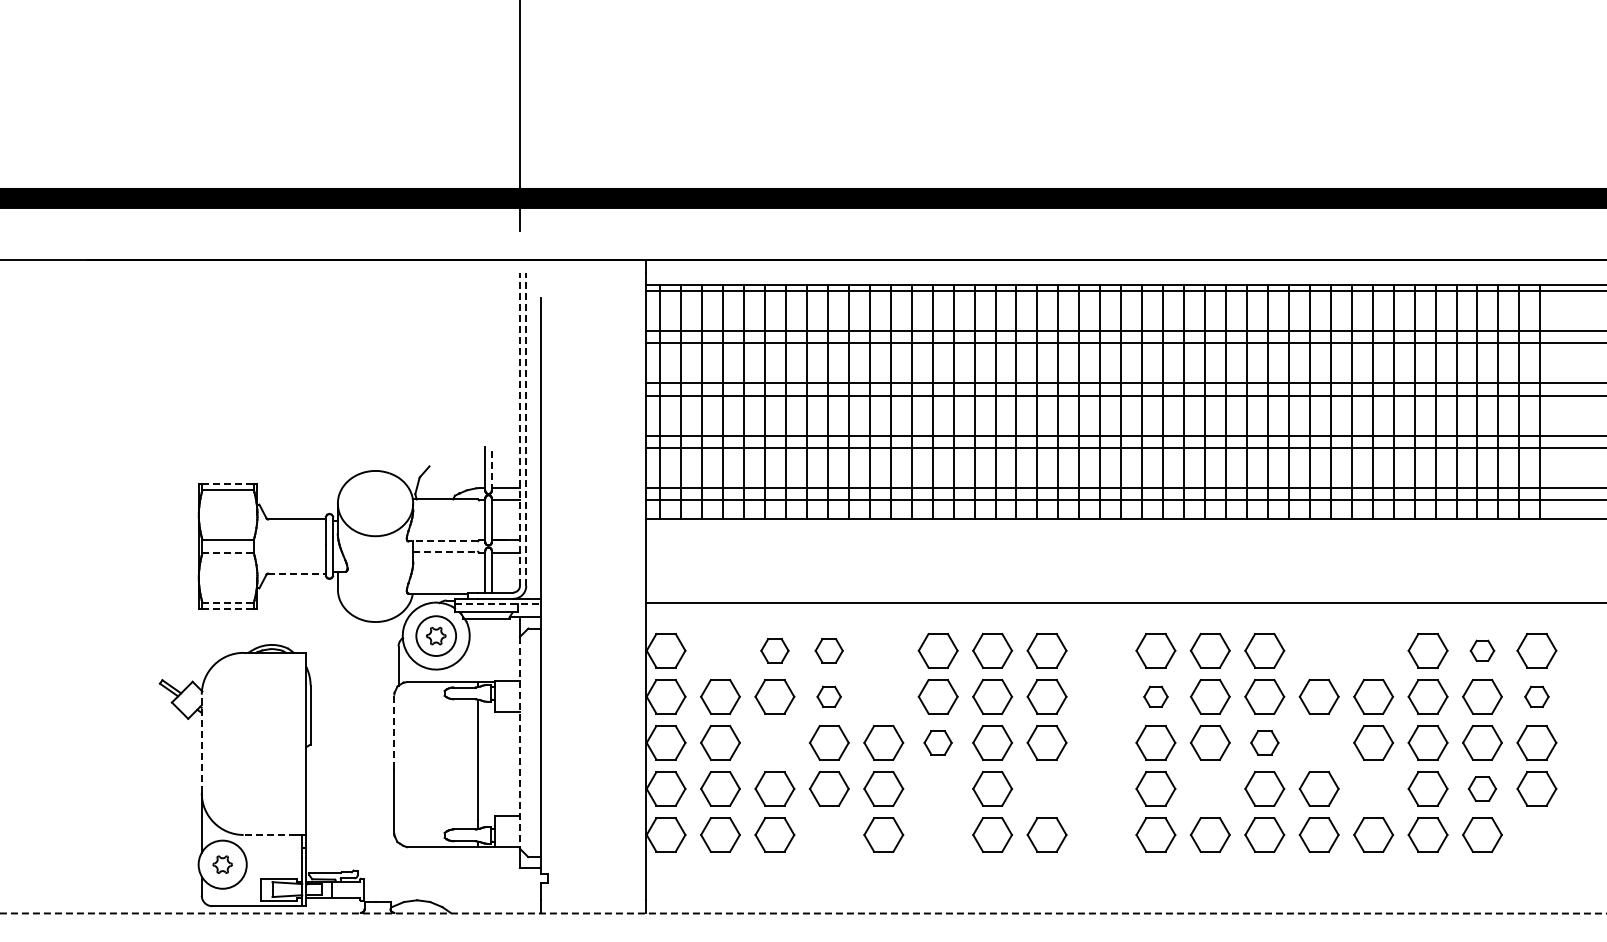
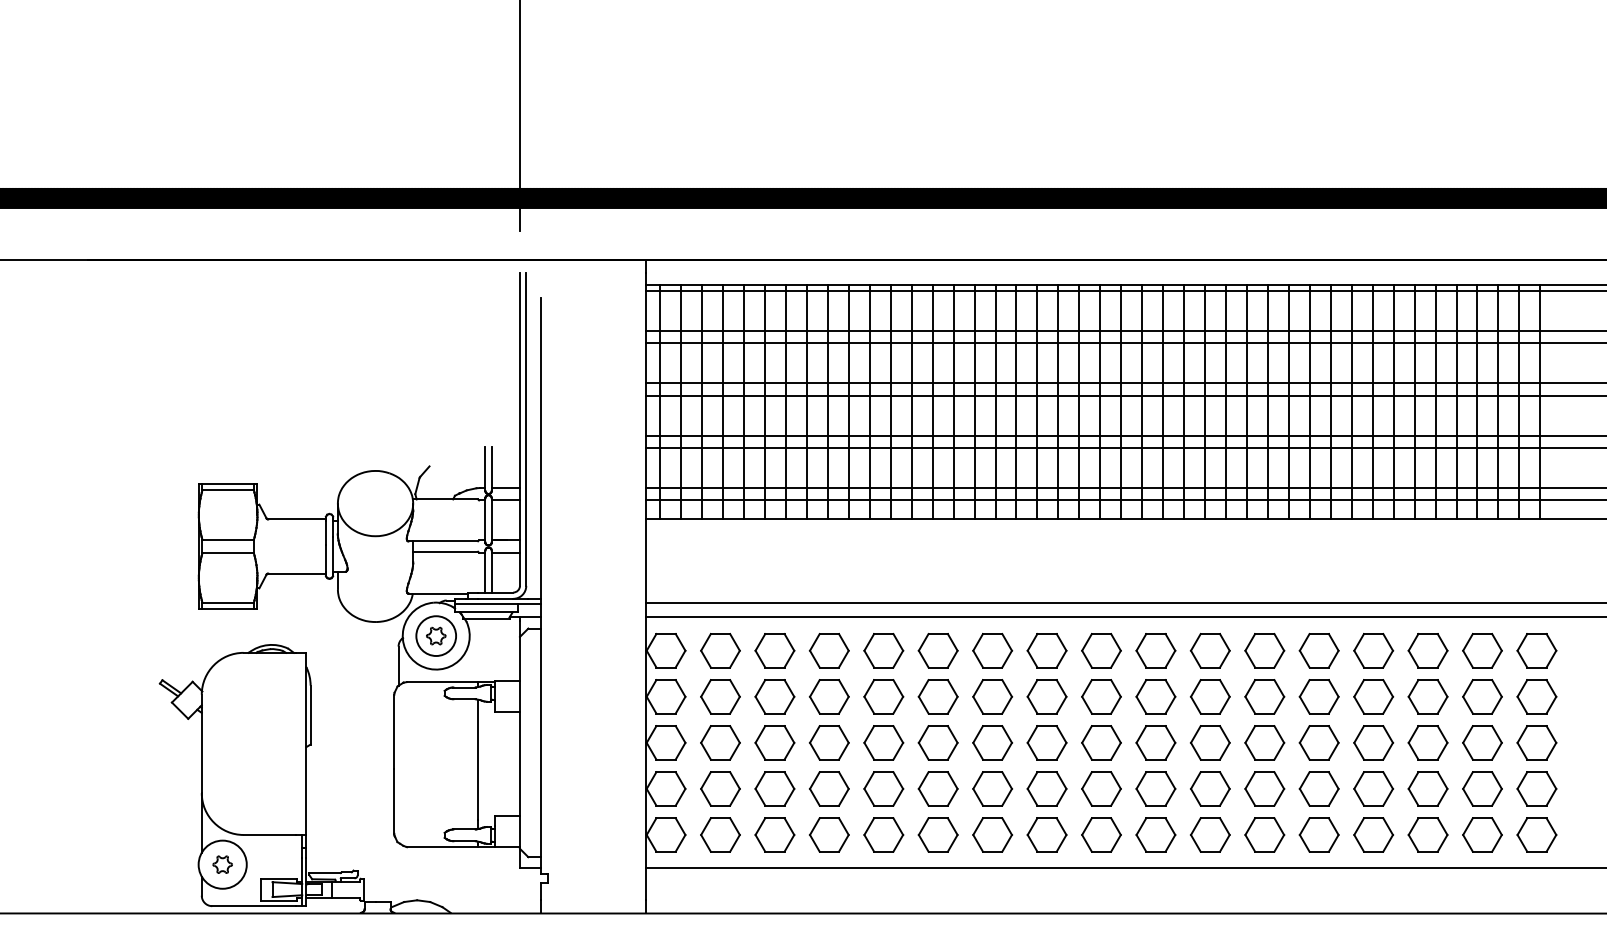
line: dashed -> solid (519, 429)
line: dashed -> solid (526, 429)
line: dashed -> solid (491, 468)
line: dashed -> solid (228, 483)
line: dashed -> solid (443, 541)
line: dashed -> solid (446, 551)
line: dashed -> solid (228, 552)
line: dashed -> solid (296, 573)
line: dashed -> solid (228, 602)
line: dashed -> solid (498, 604)
line: dashed -> solid (228, 609)
line: none -> present (1124, 617)
part: none -> present (720, 650)
part size: 30x26 px -> 42x36 px (774, 650)
part size: 30x26 px -> 42x36 px (828, 650)
part: none -> present (883, 650)
part: none -> present (1101, 650)
part: none -> present (1318, 650)
part: none -> present (1373, 650)
part size: 27x23 px -> 41x36 px (1482, 650)
part size: 26x23 px -> 42x36 px (828, 696)
part: none -> present (883, 696)
part: none -> present (1101, 696)
part size: 26x23 px -> 42x36 px (1155, 696)
part size: 26x23 px -> 42x36 px (1536, 696)
line: dashed -> solid (394, 731)
line: dashed -> solid (519, 742)
part: none -> present (774, 742)
part size: 30x26 px -> 42x36 px (937, 742)
part: none -> present (1101, 742)
part size: 30x26 px -> 42x36 px (1264, 742)
part: none -> present (1318, 742)
line: dashed -> solid (201, 743)
part: none -> present (937, 788)
part: none -> present (1046, 788)
part: none -> present (1101, 788)
part: none -> present (1210, 788)
part: none -> present (1373, 788)
part size: 31x26 px -> 41x36 px (1482, 788)
line: dashed -> solid (269, 834)
part: none -> present (829, 834)
part: none -> present (937, 834)
part: none -> present (1101, 834)
part: none -> present (1536, 834)
line: none -> present (1124, 868)
line: dashed -> solid (803, 913)
